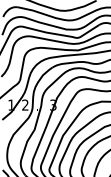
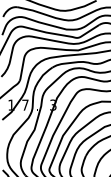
text: 2 -> 7 (25, 104)
